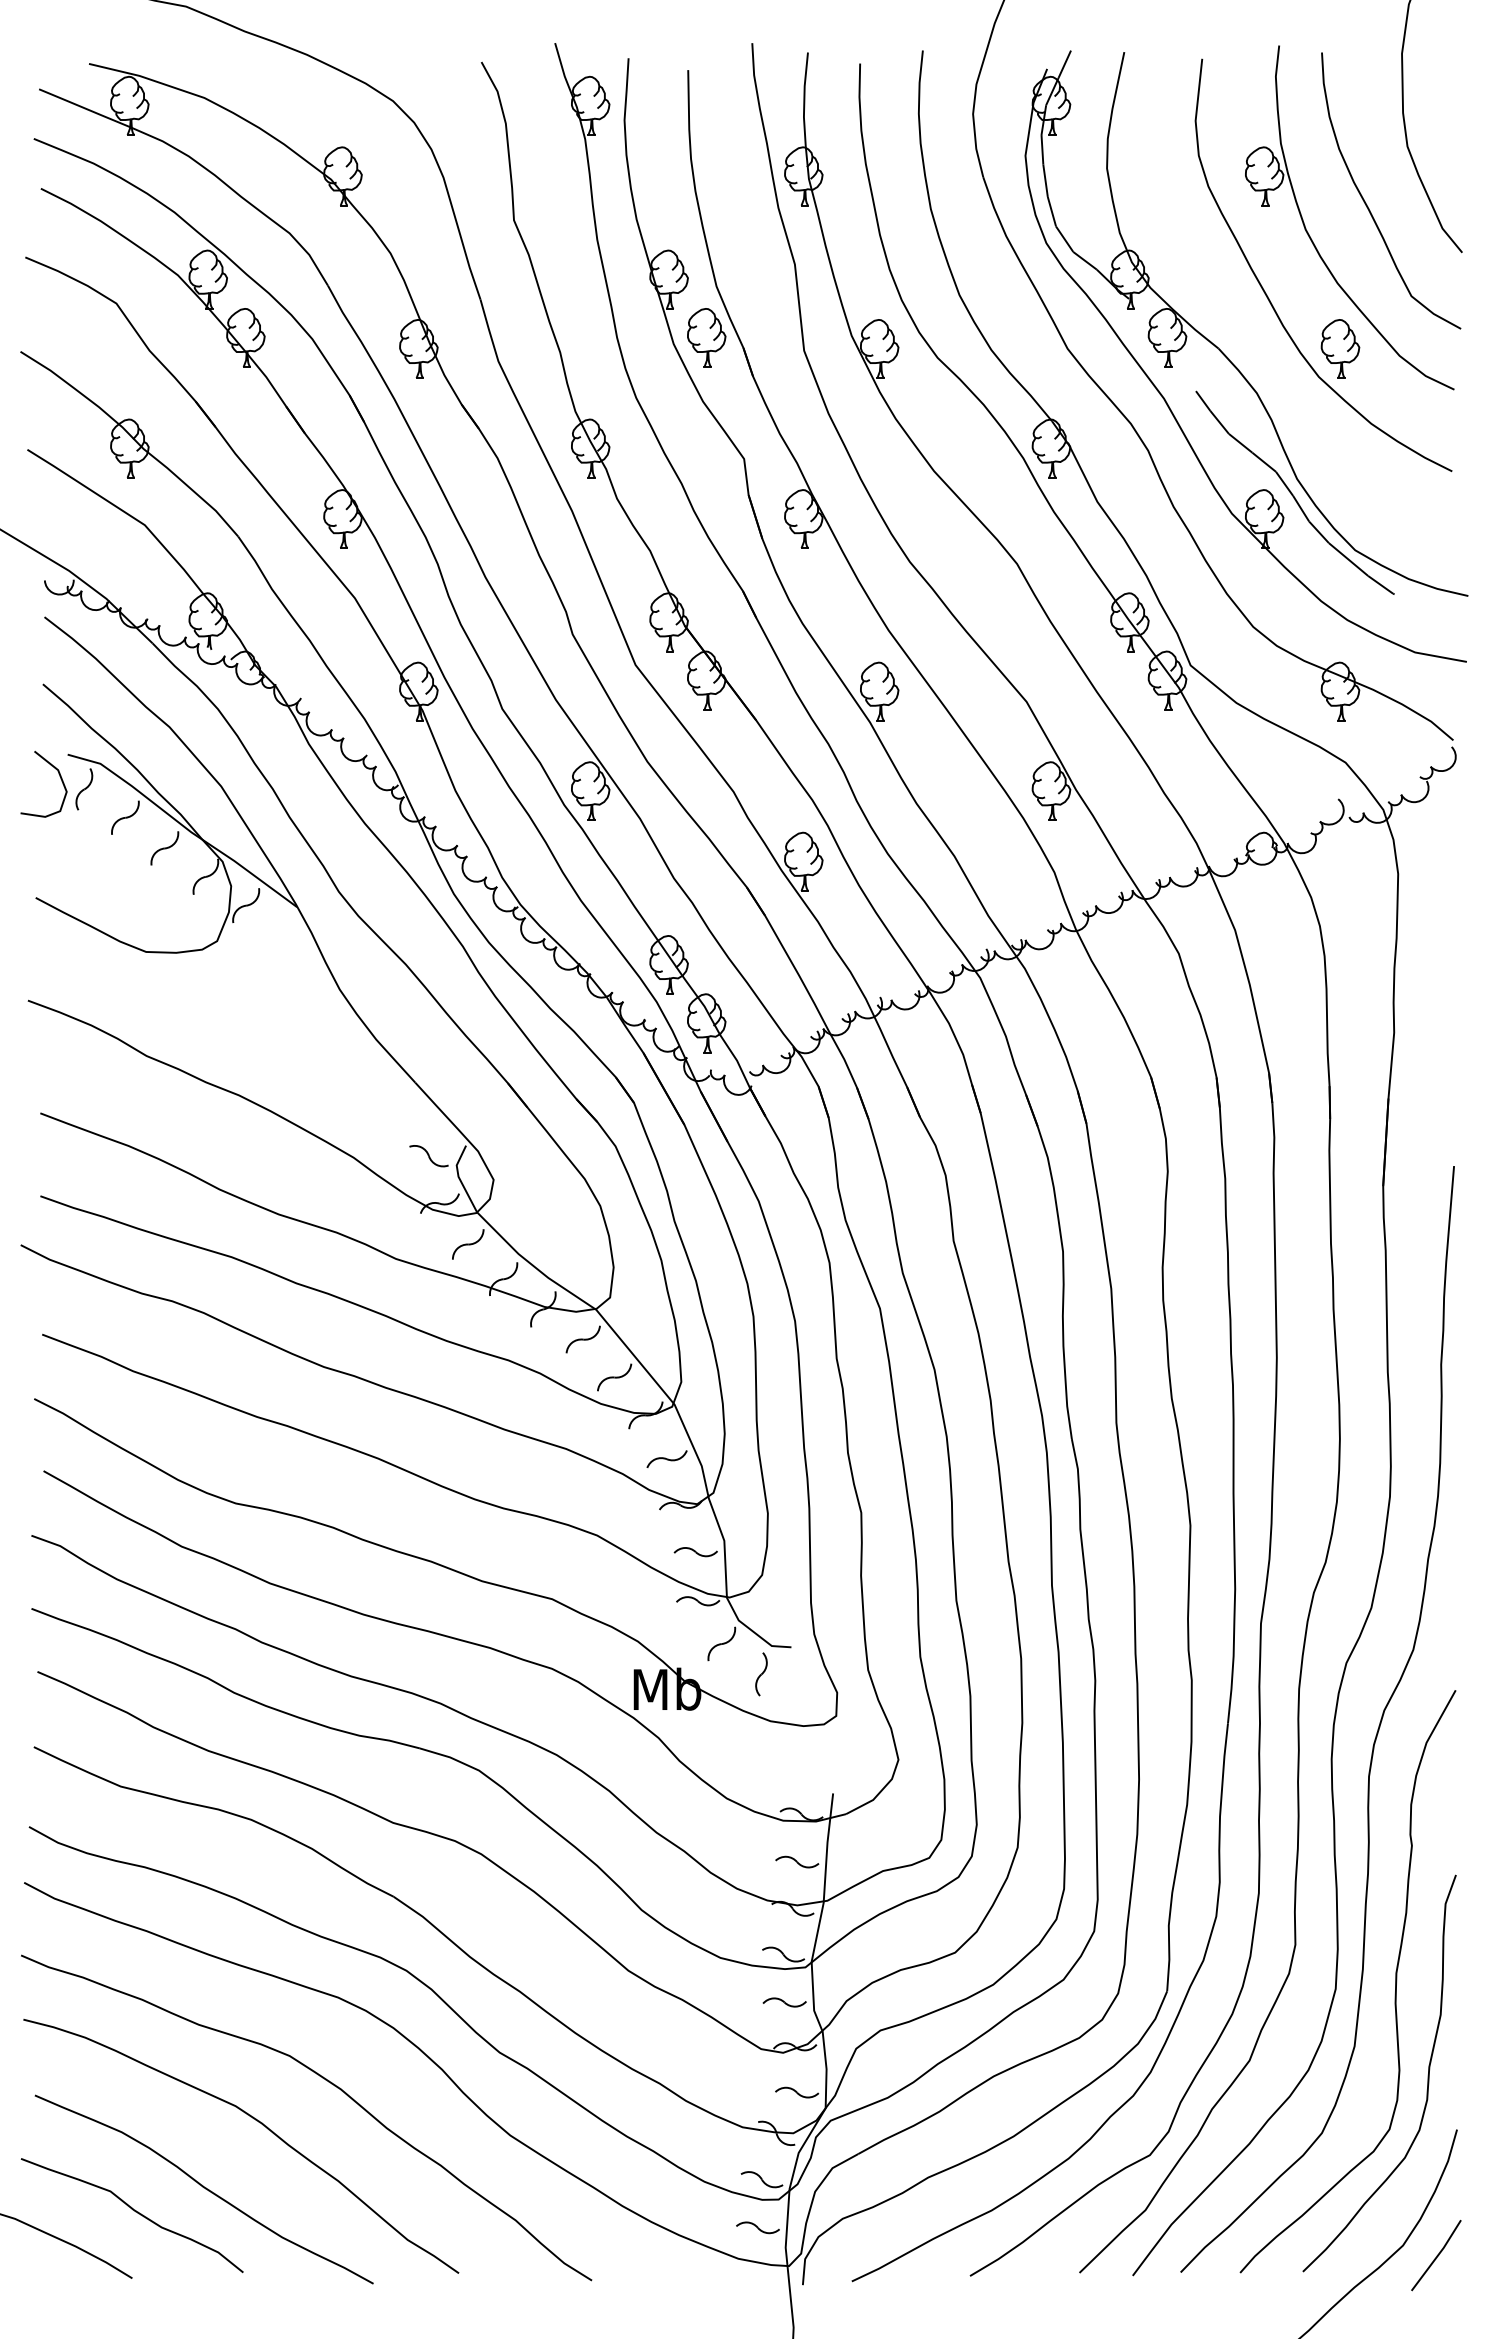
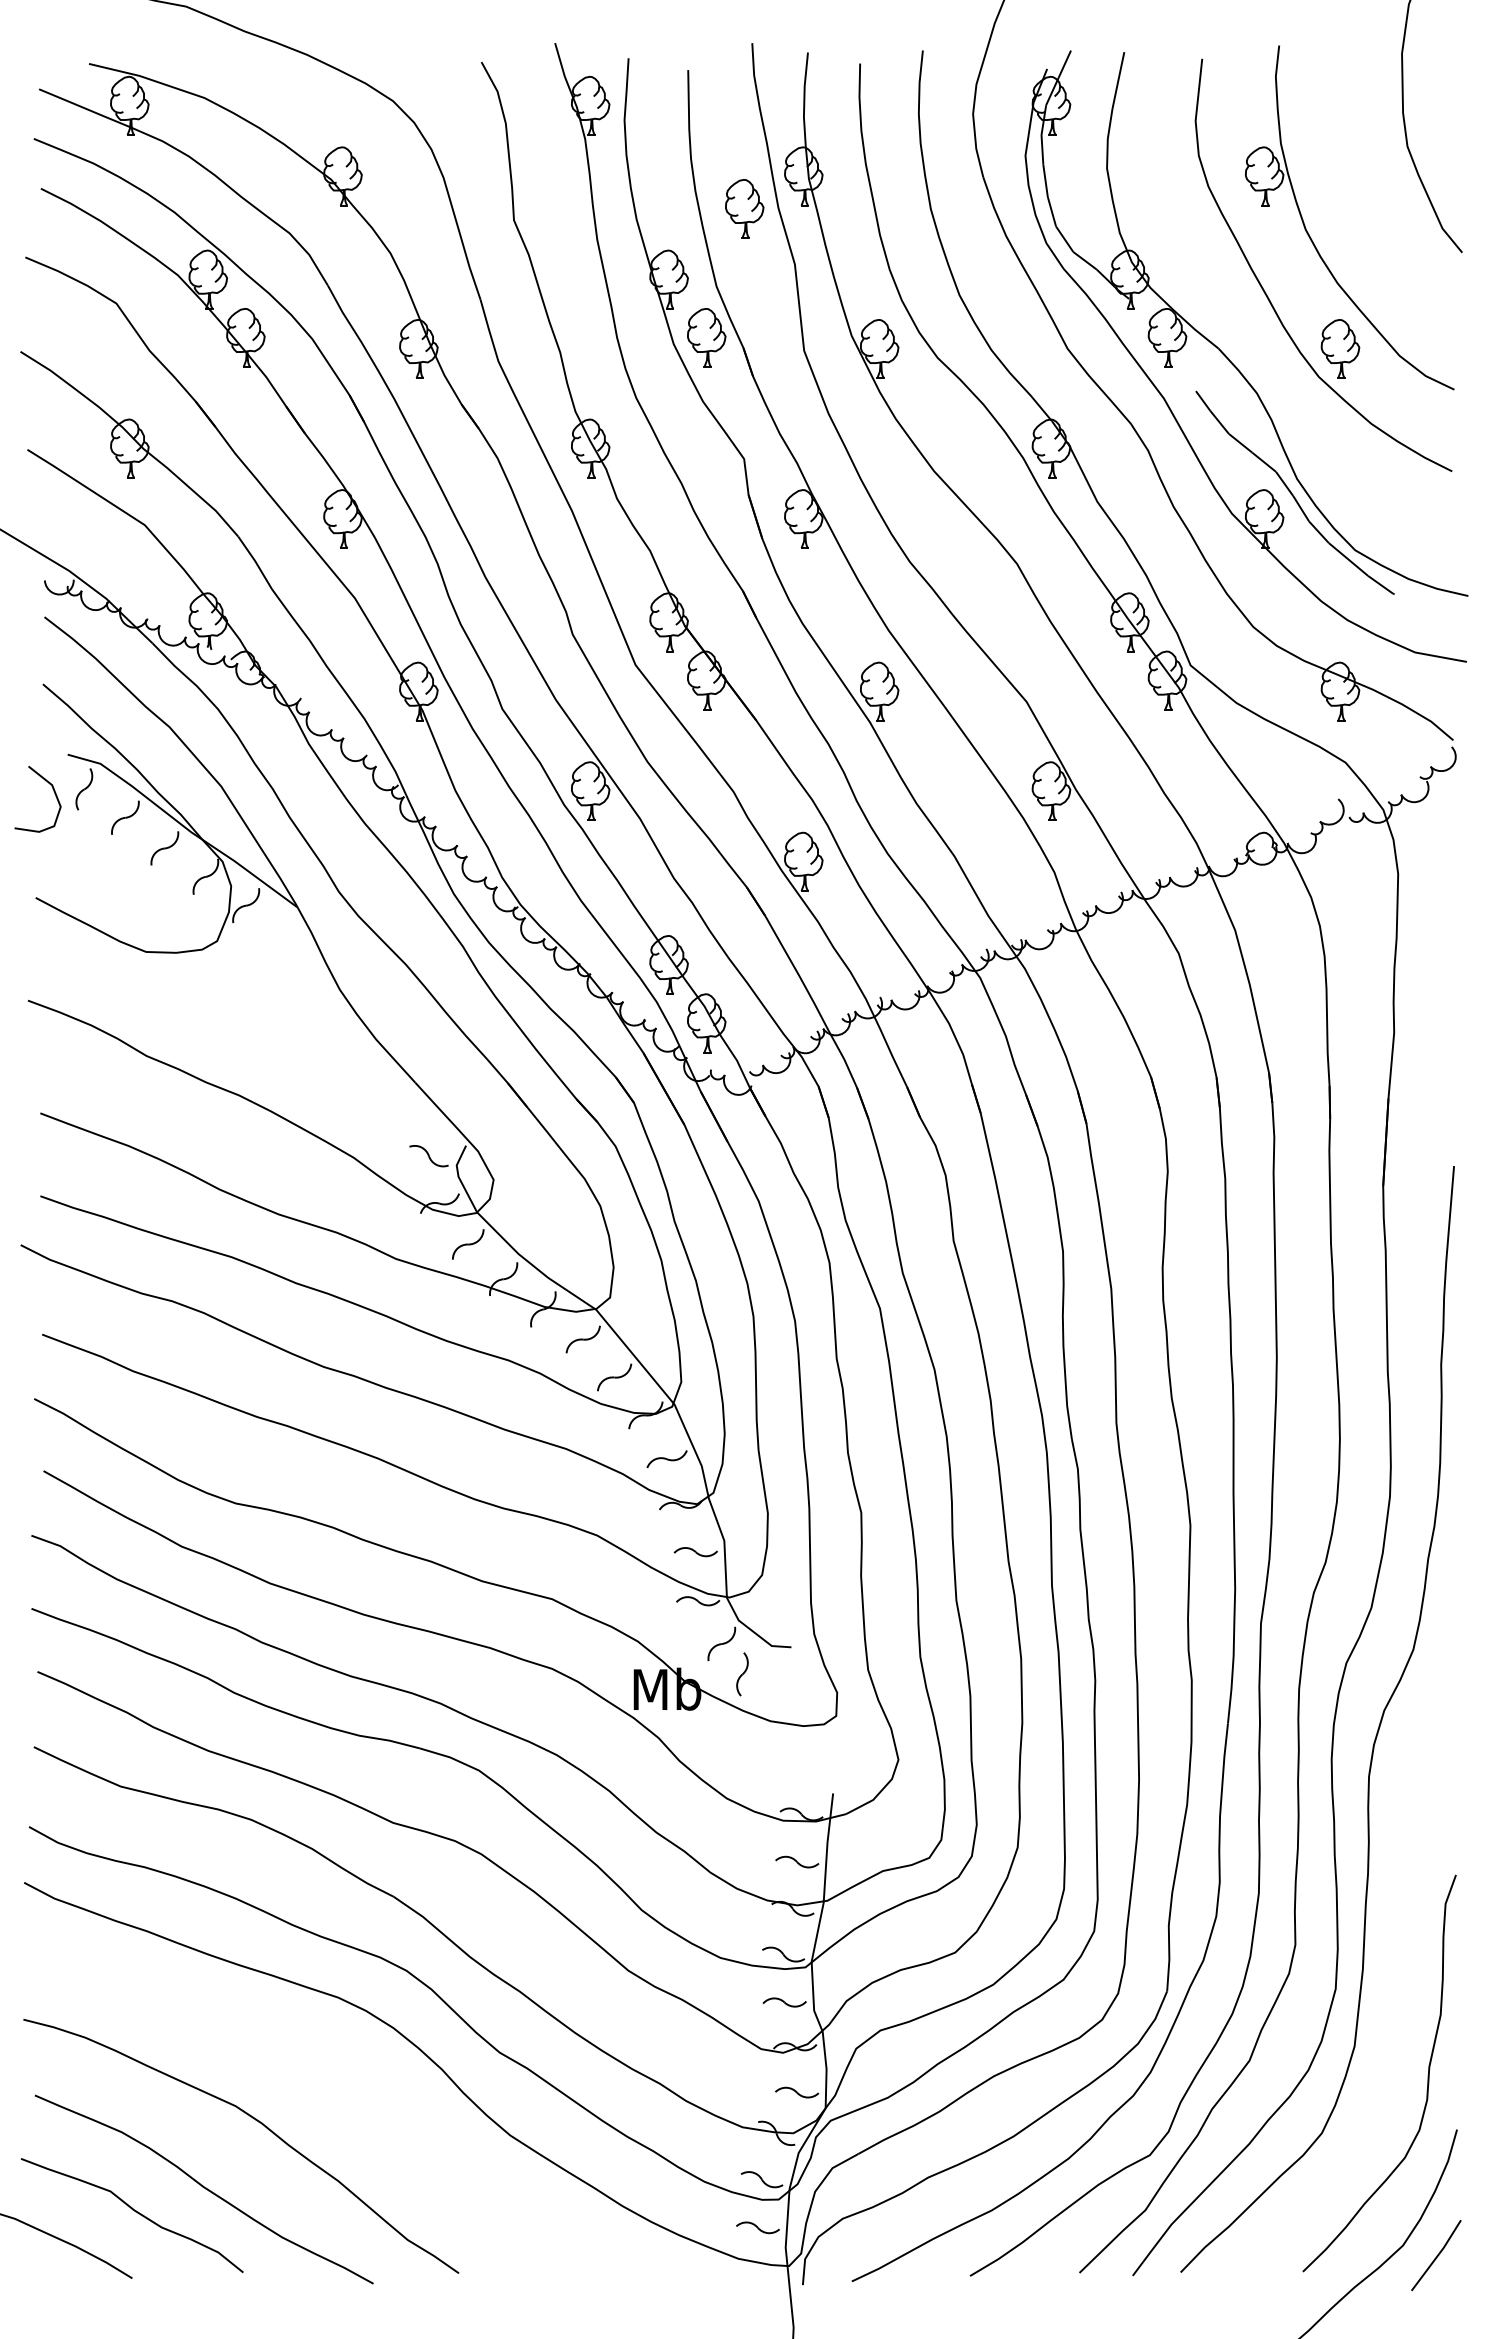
curve: present -> none (1367, 204)
part: none -> present (744, 208)
curve position: (59, 776) -> (53, 791) (53, 791)
part position: (761, 1674) -> (742, 1674) (742, 1674)
curve: present -> none (1395, 1981)
curve: present -> none (328, 2082)
